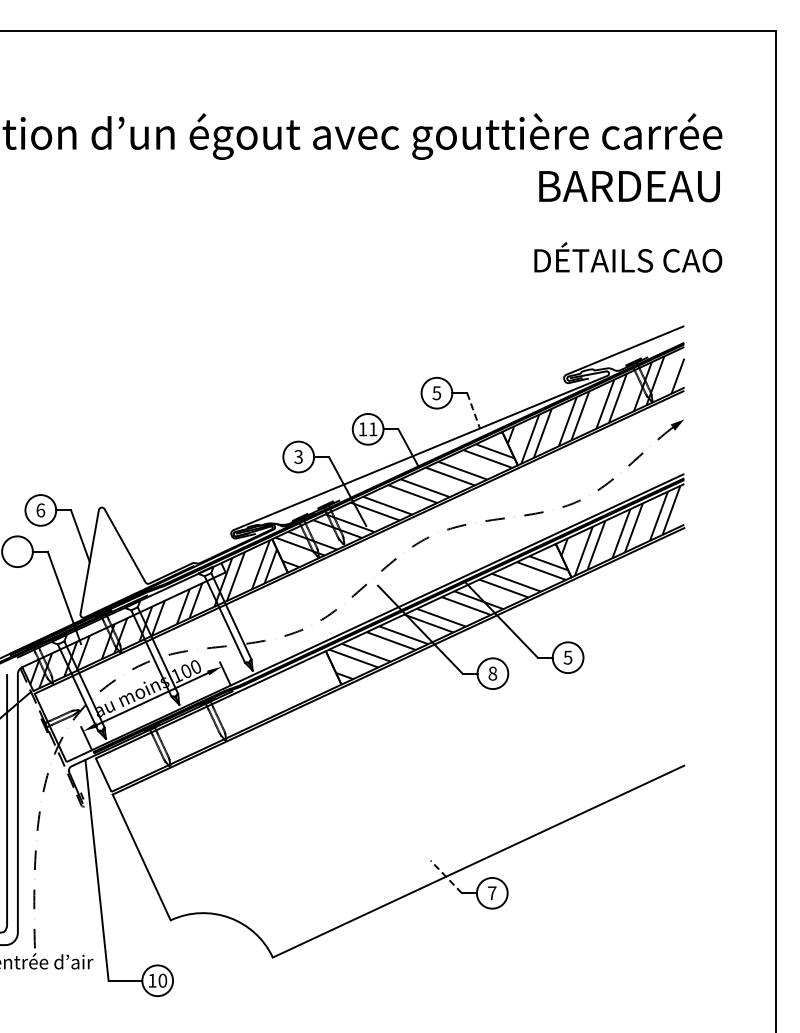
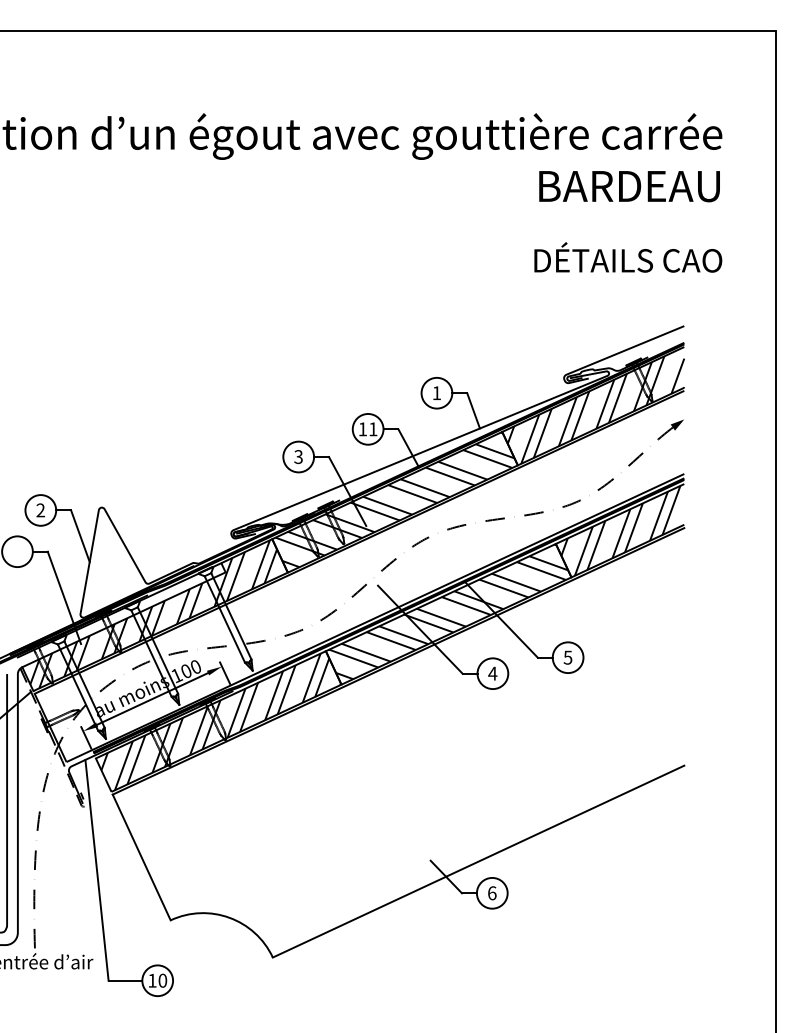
text: 5 -> 1 (436, 393)
line: dashed -> solid (473, 410)
text: 6 -> 2 (40, 510)
text: 8 -> 4 (492, 673)
hatch: none -> present (220, 721)
line: dashed -> solid (446, 877)
text: 7 -> 6 (492, 893)
